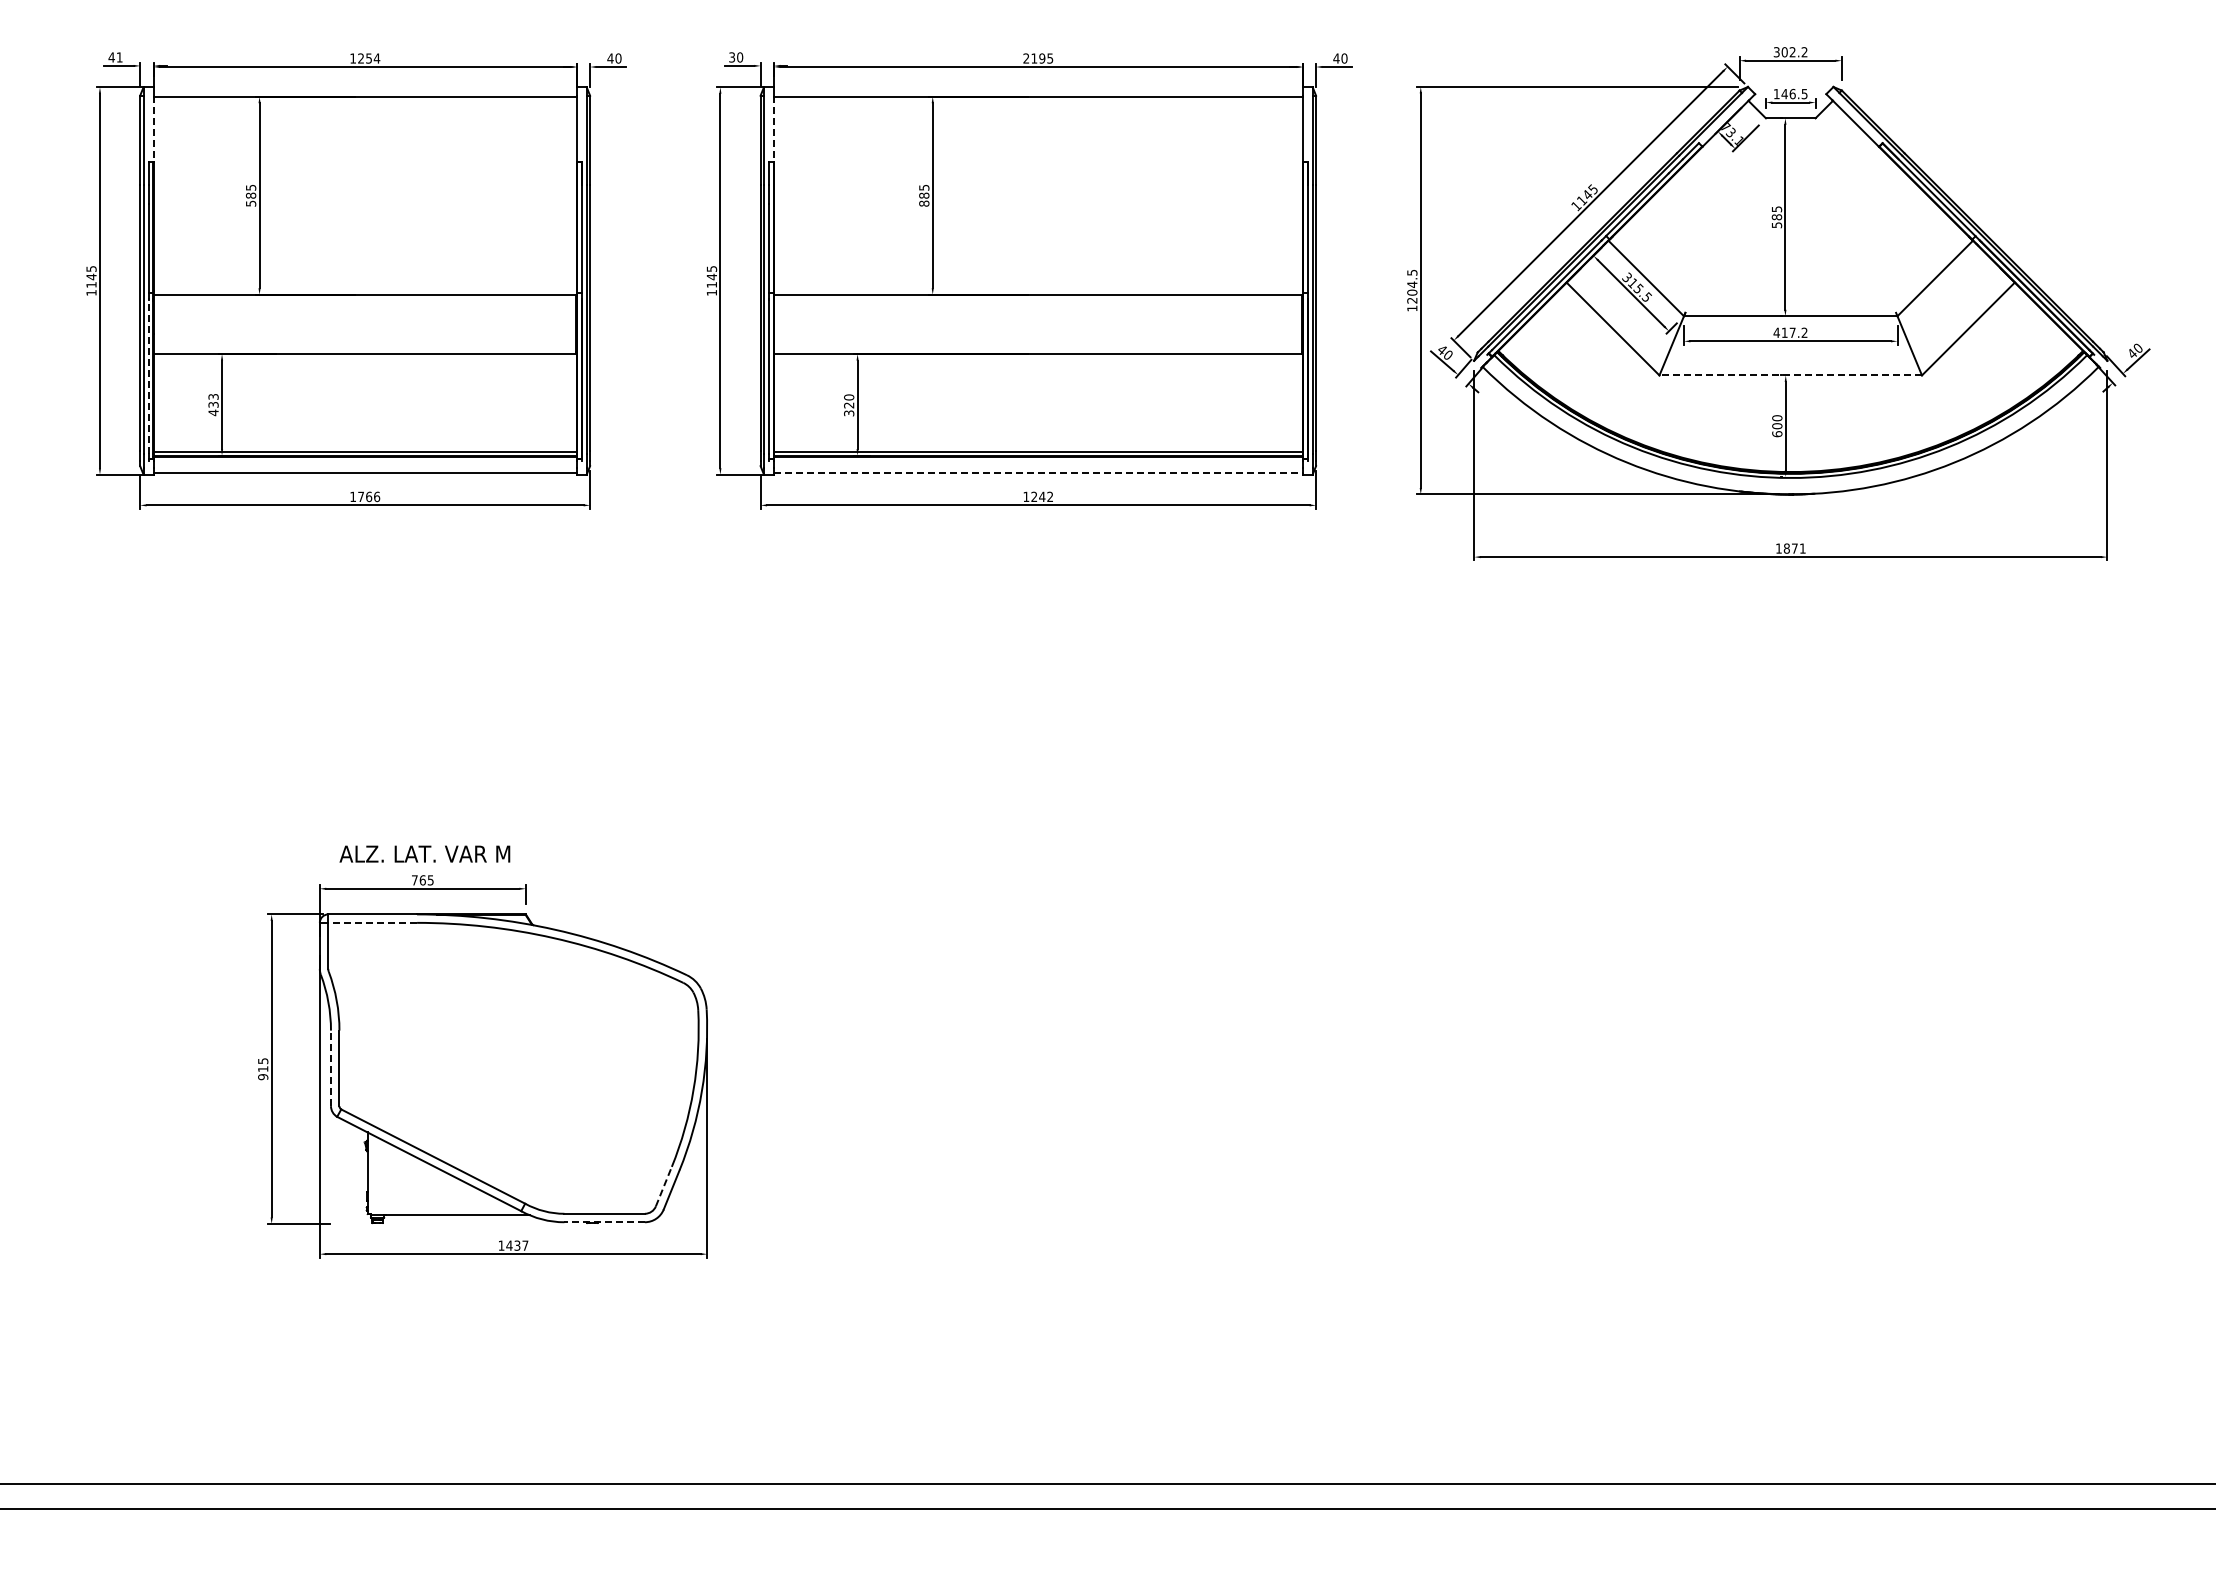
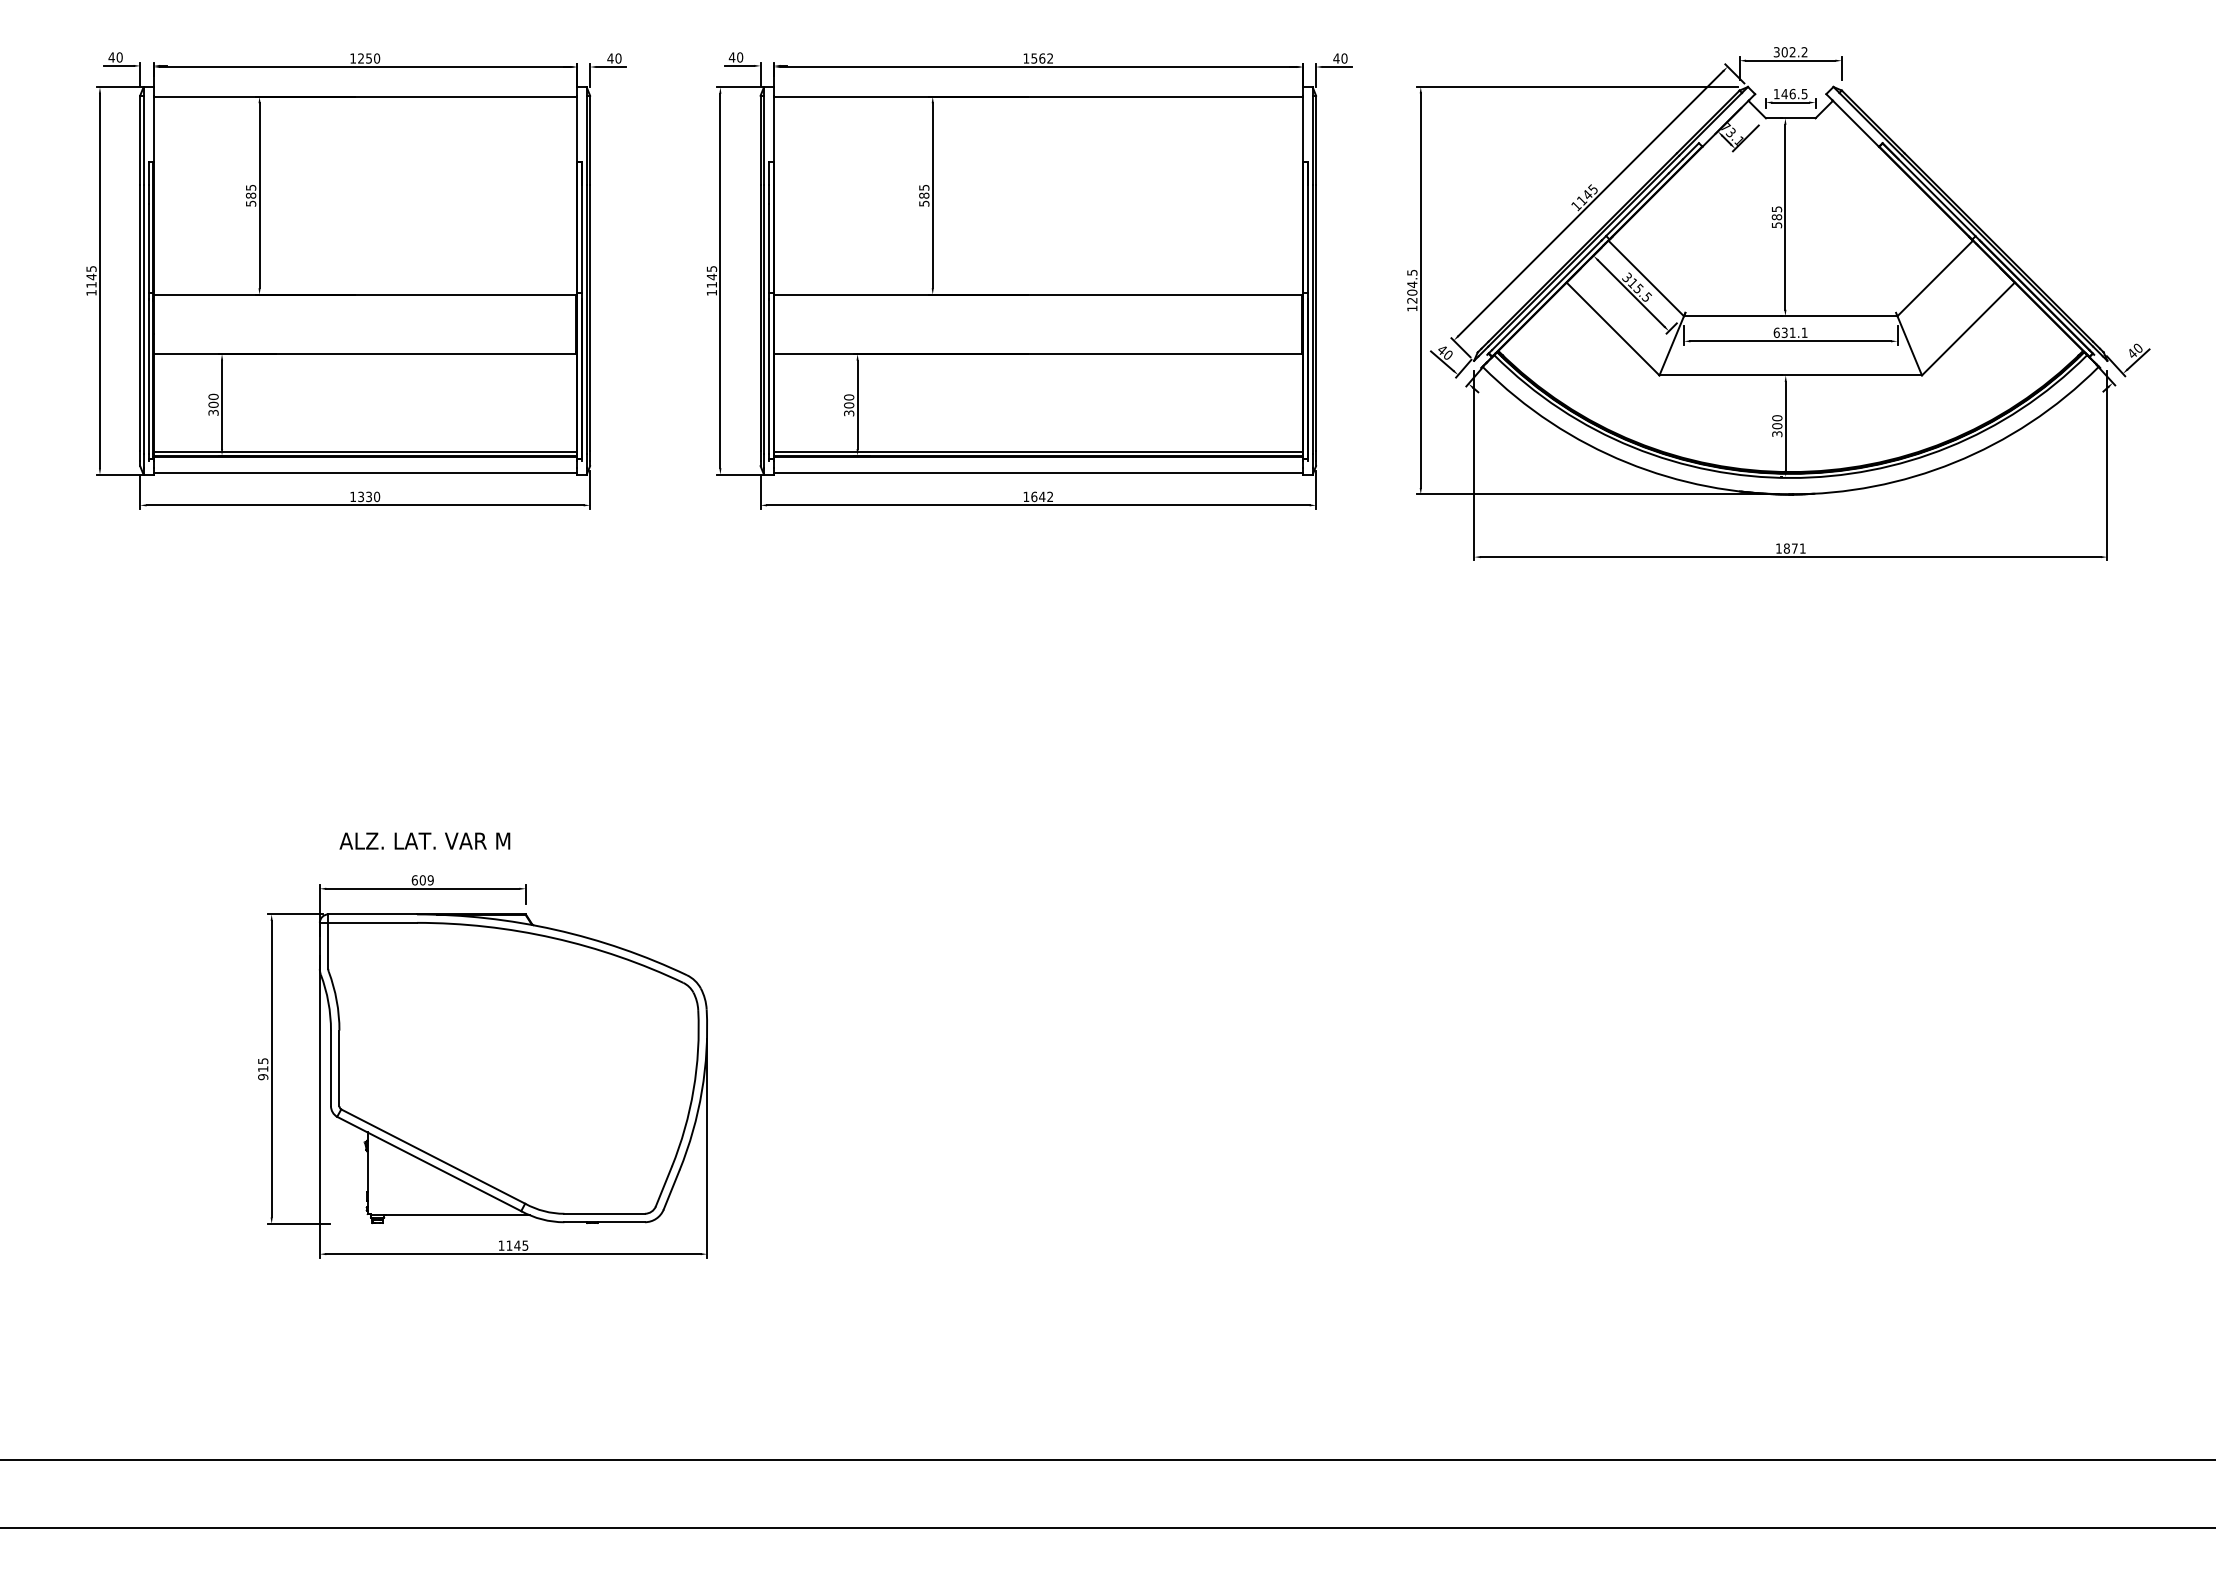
text: 41 -> 40 (119, 57)
text: 30 -> 40 (731, 57)
text: 1254 -> 1250 (376, 58)
text: 2195 -> 1562 (1038, 58)
line: dashed -> solid (153, 128)
line: dashed -> solid (774, 128)
text: 885 -> 585 (924, 203)
text: 417.2 -> 631.1 (1790, 332)
line: dashed -> solid (1790, 375)
line: dashed -> solid (148, 376)
text: 433 -> 300 (213, 404)
text: 320 -> 300 (849, 405)
text: 600 -> 300 (1777, 434)
line: dashed -> solid (1038, 472)
text: 1766 -> 1330 (369, 496)
text: 1242 -> 1642 (1034, 496)
text position: (424, 853) -> (424, 840) (424, 840)
text: 765 -> 609 (422, 880)
line: dashed -> solid (372, 922)
line: dashed -> solid (330, 1068)
line: dashed -> solid (664, 1186)
line: dashed -> solid (604, 1222)
text: 1437 -> 1145 (517, 1245)
line position: (1107, 1484) -> (1107, 1460) (1107, 1460)
line position: (1107, 1508) -> (1107, 1527) (1107, 1527)
